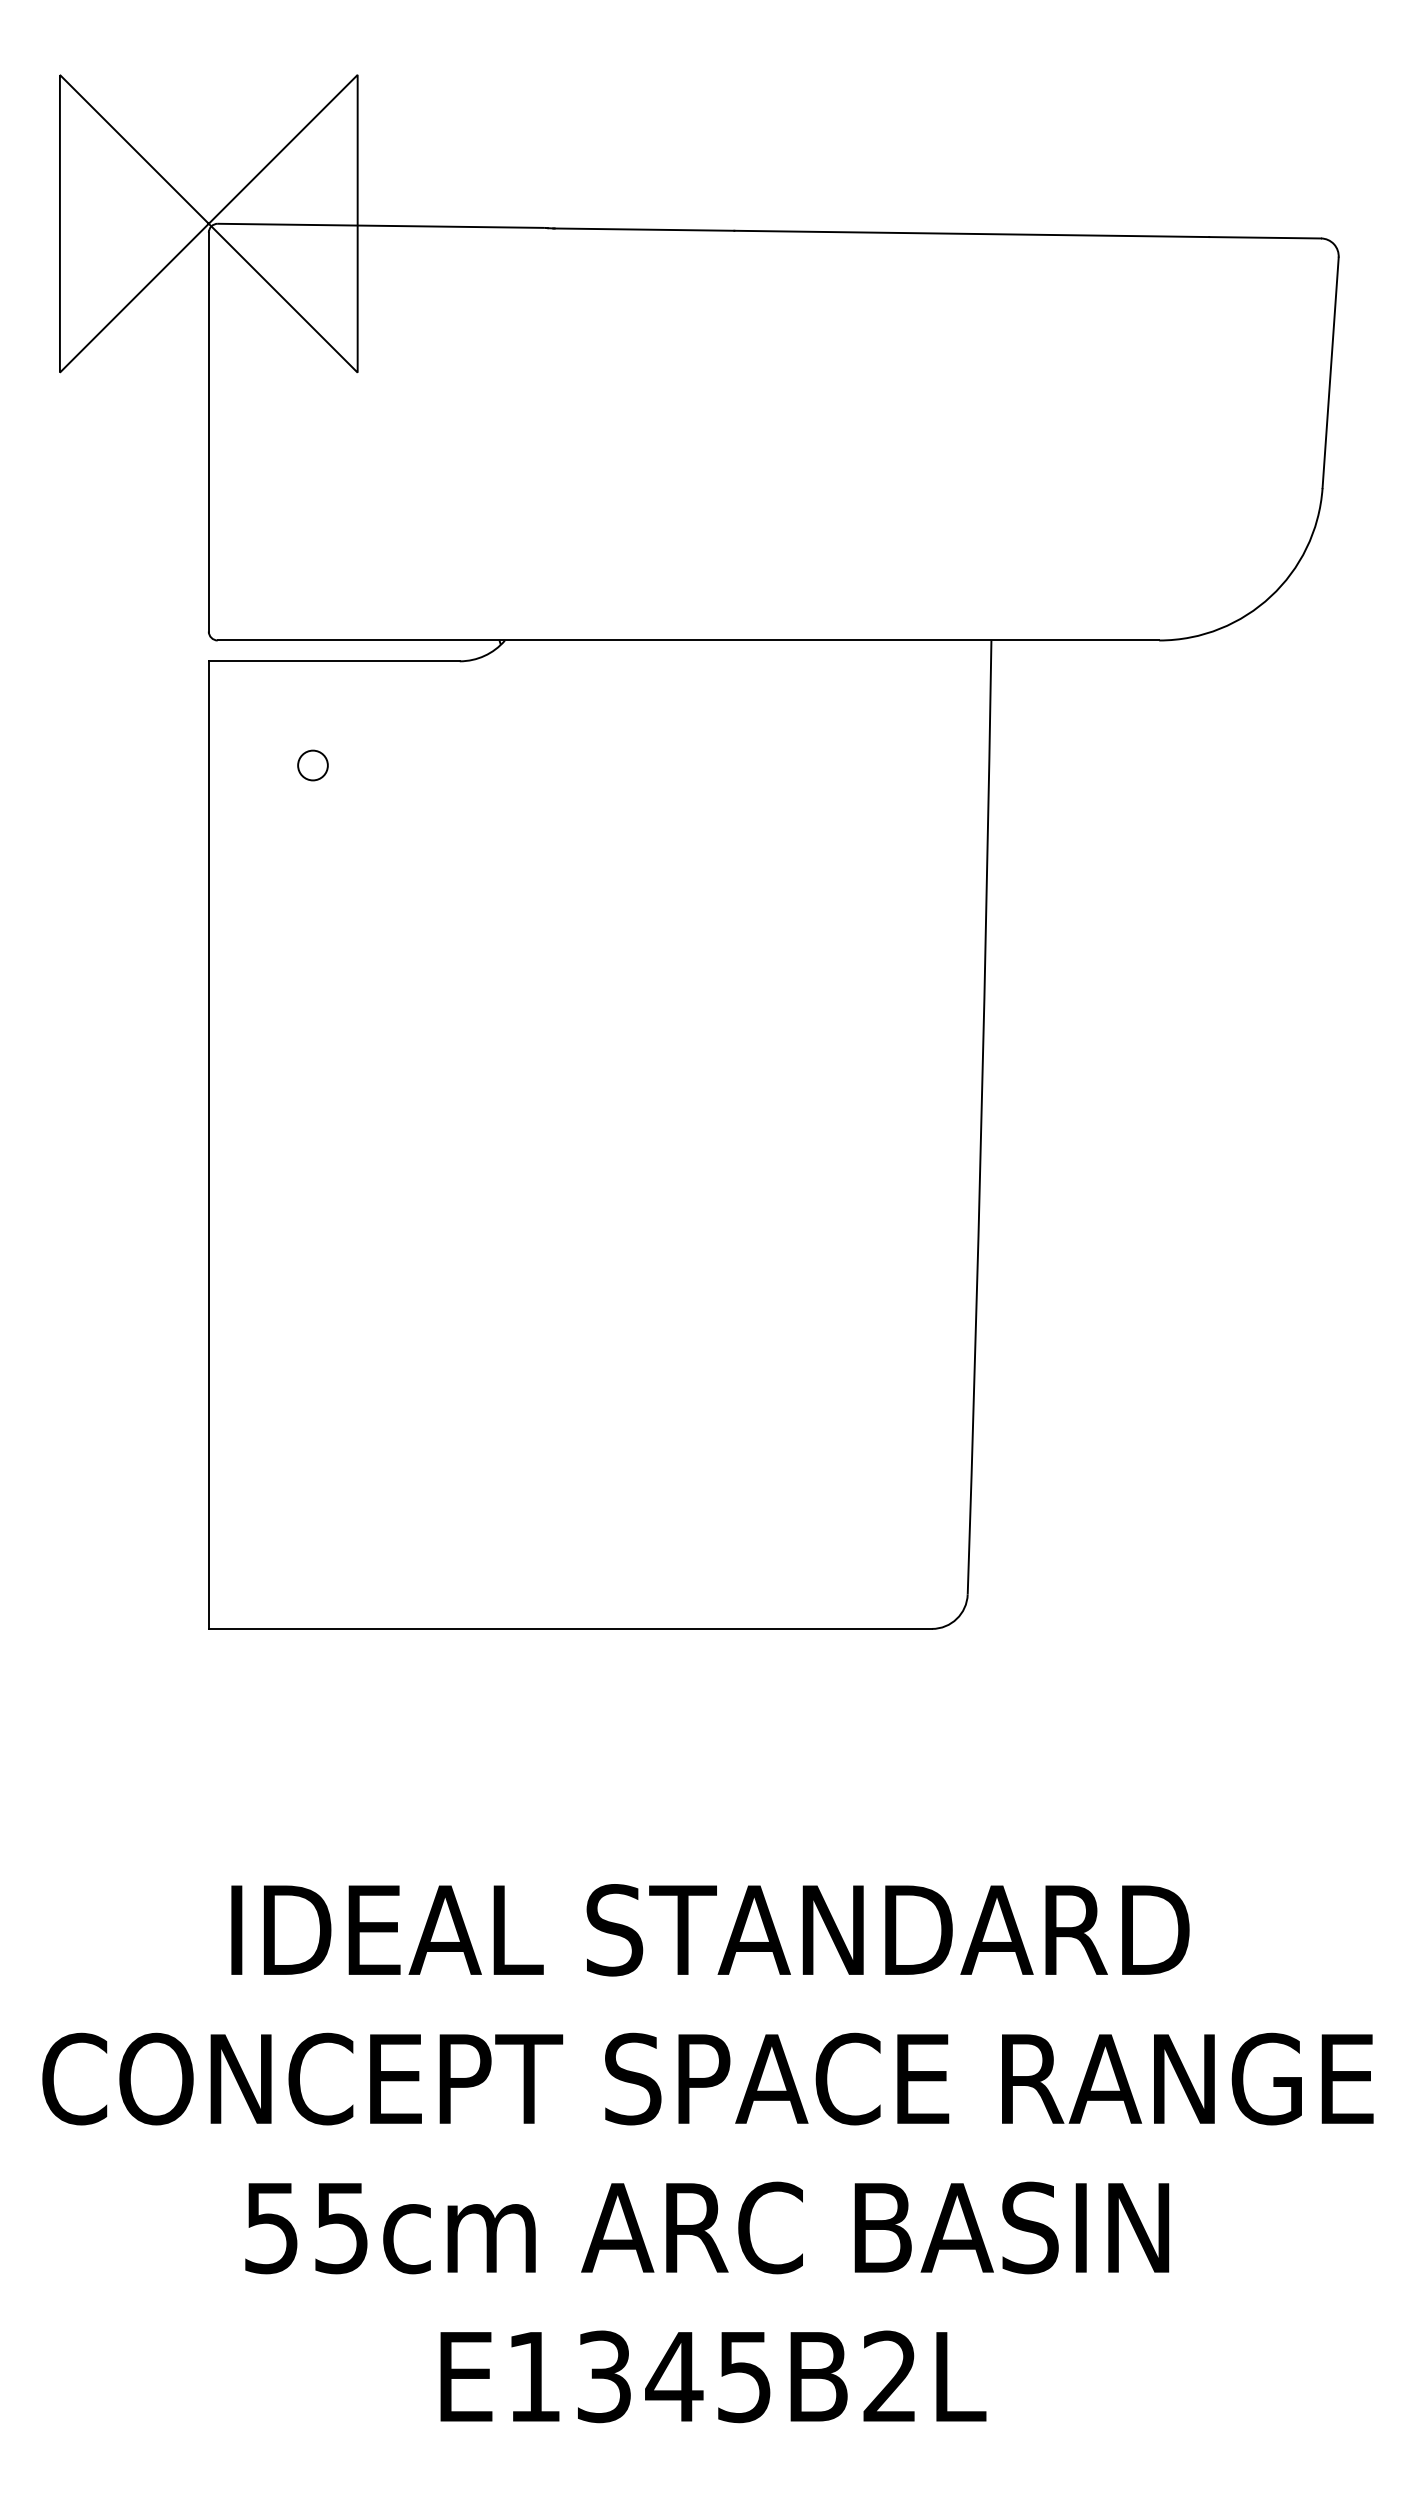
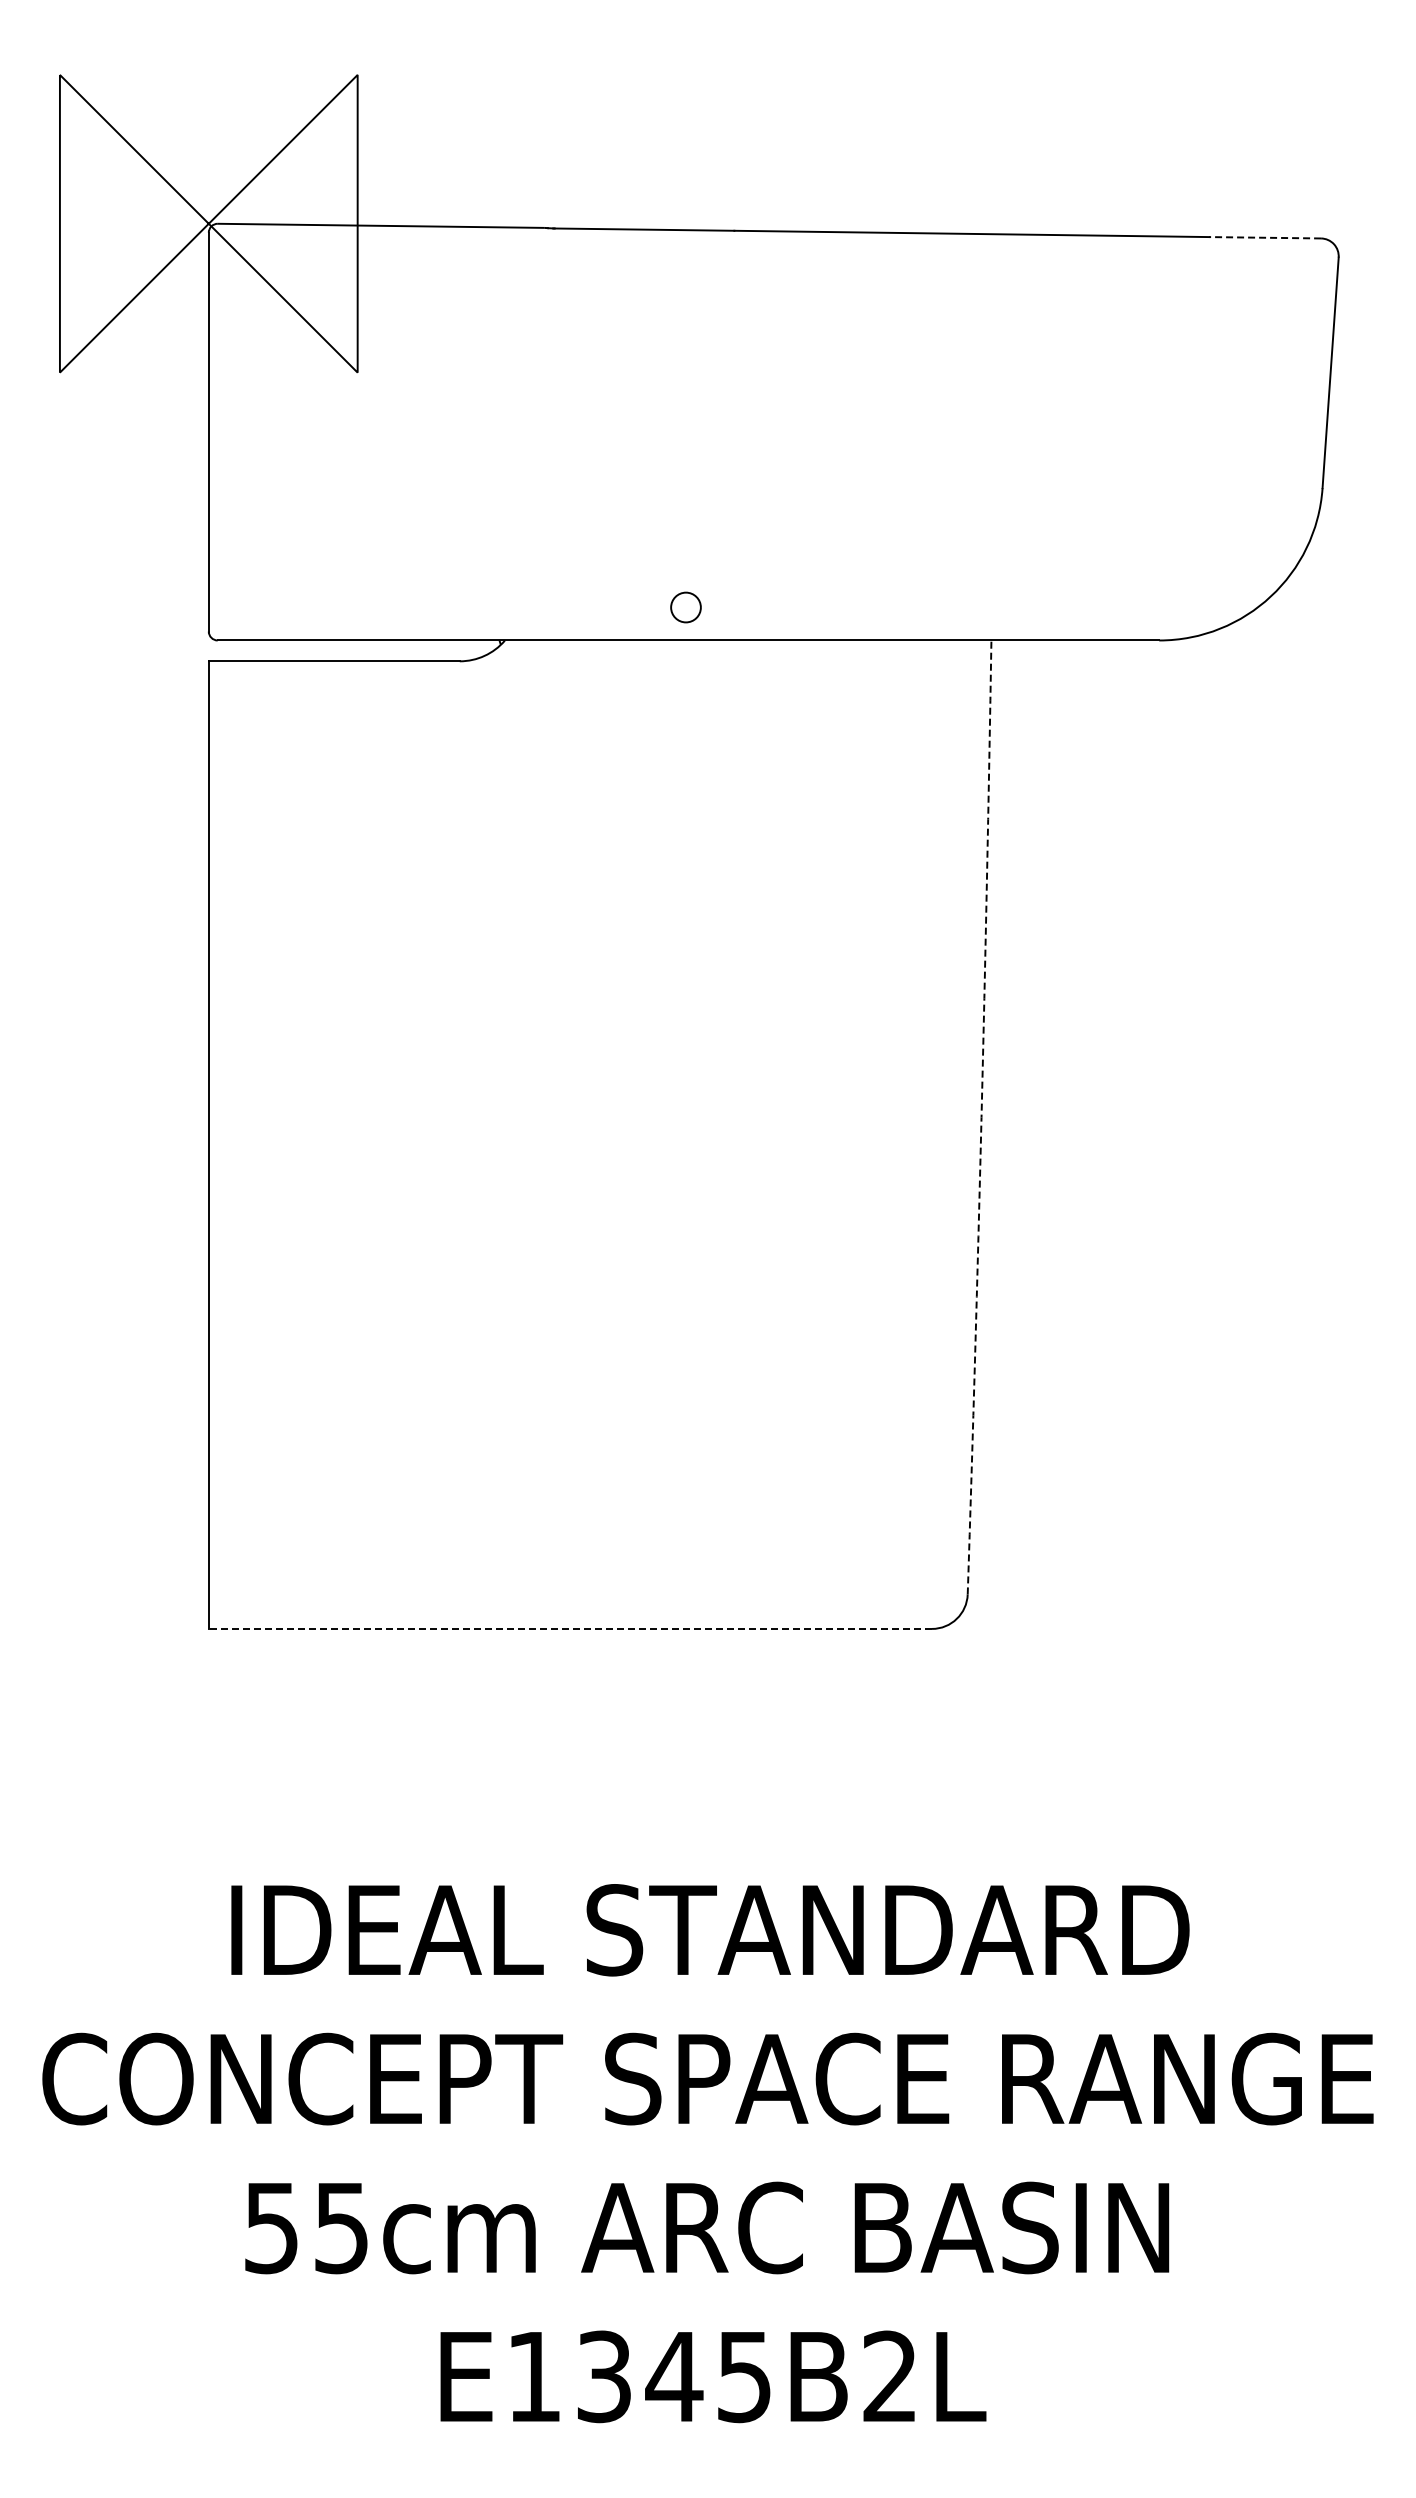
line: solid -> dashed (1265, 237)
circle position: (312, 765) -> (685, 607) (685, 607)
arc: solid -> dashed (981, 1117)
line: solid -> dashed (570, 1628)
